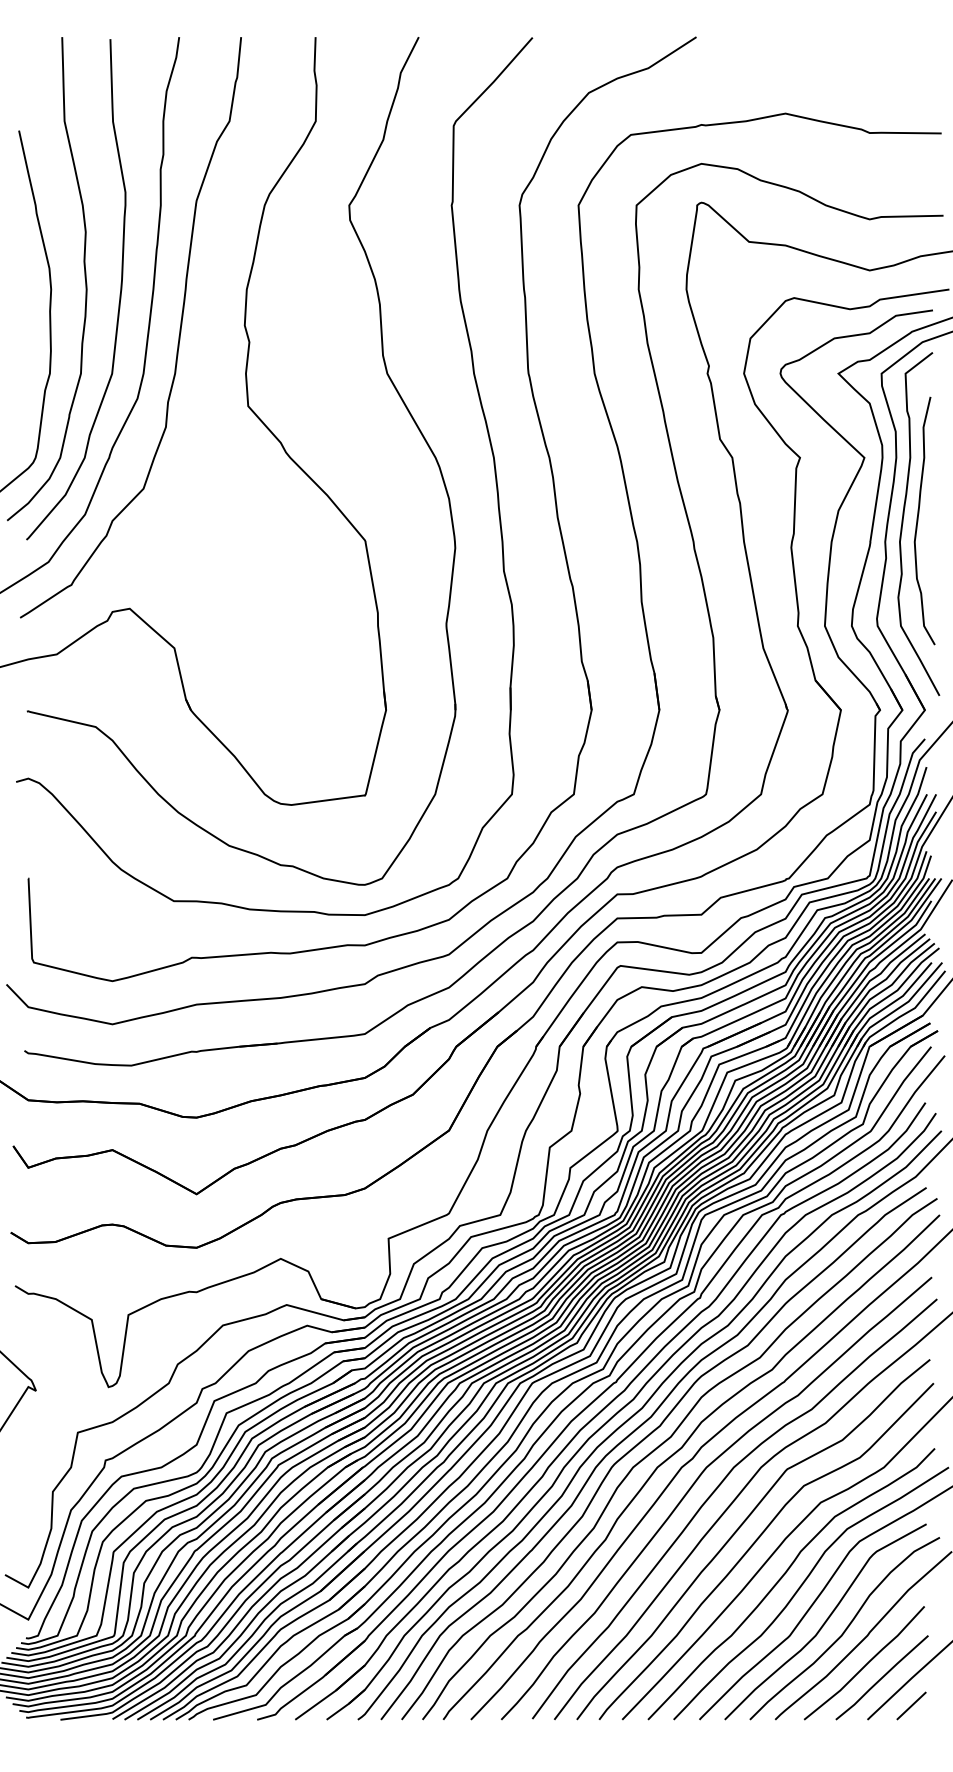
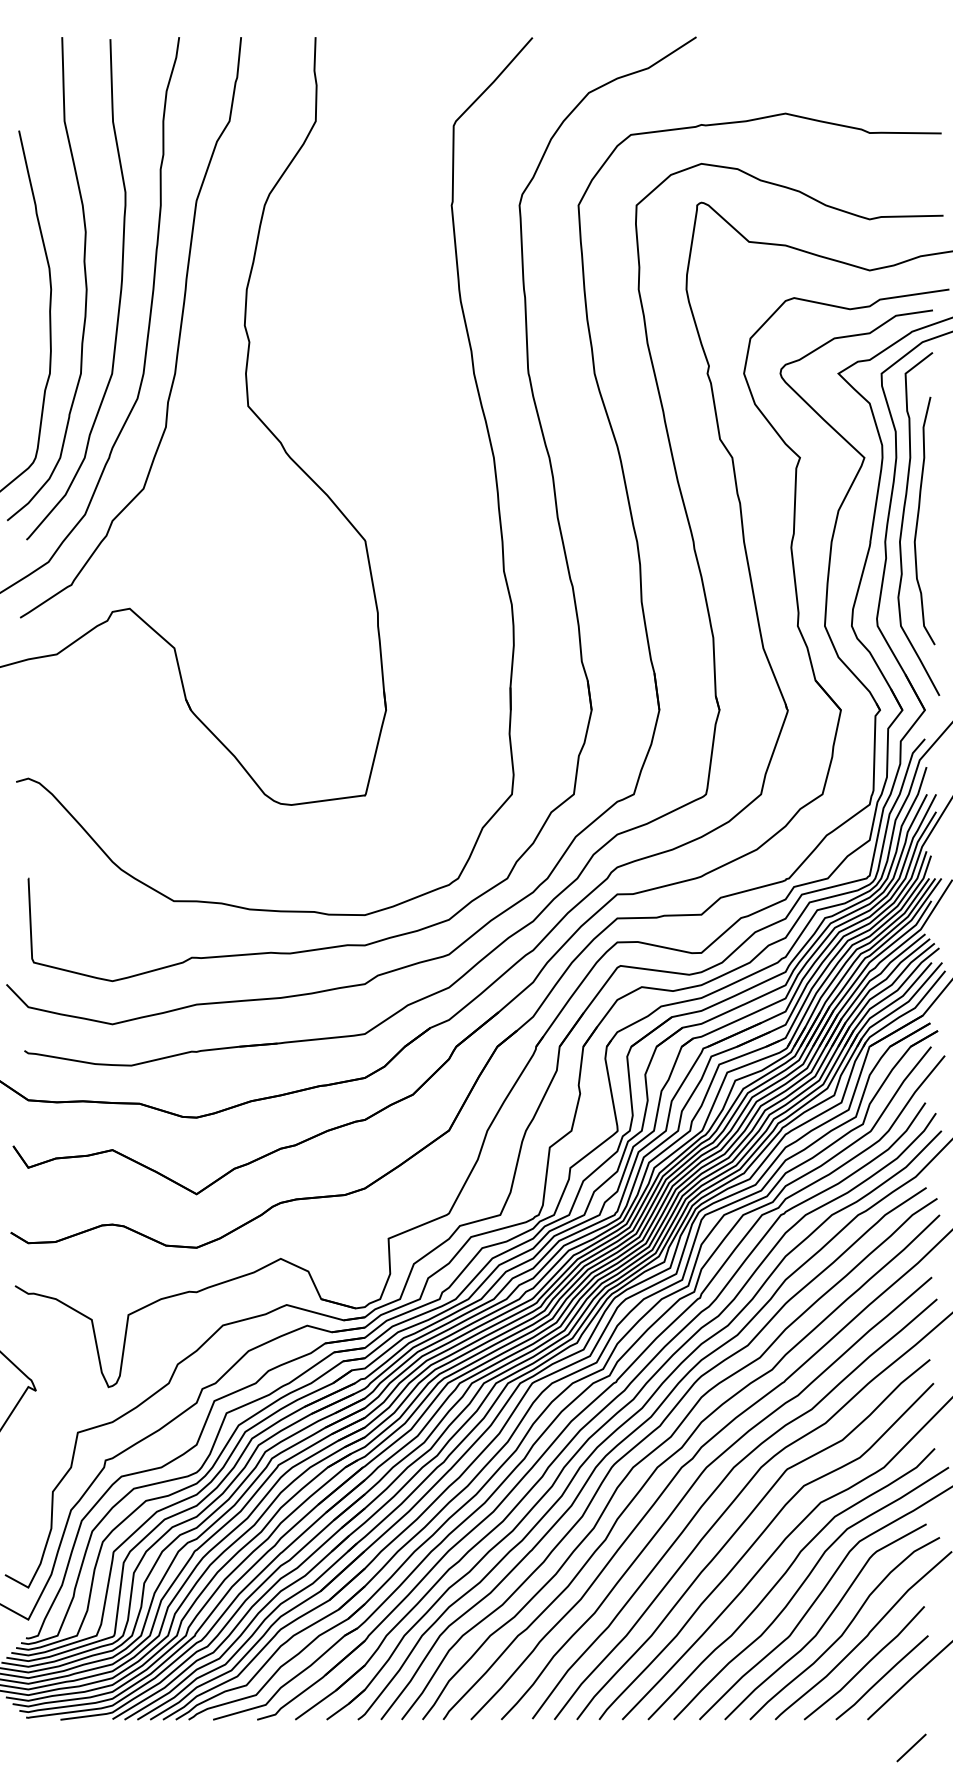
part: present -> none (387, 376)
line position: (911, 1705) -> (911, 1747) (911, 1747)
